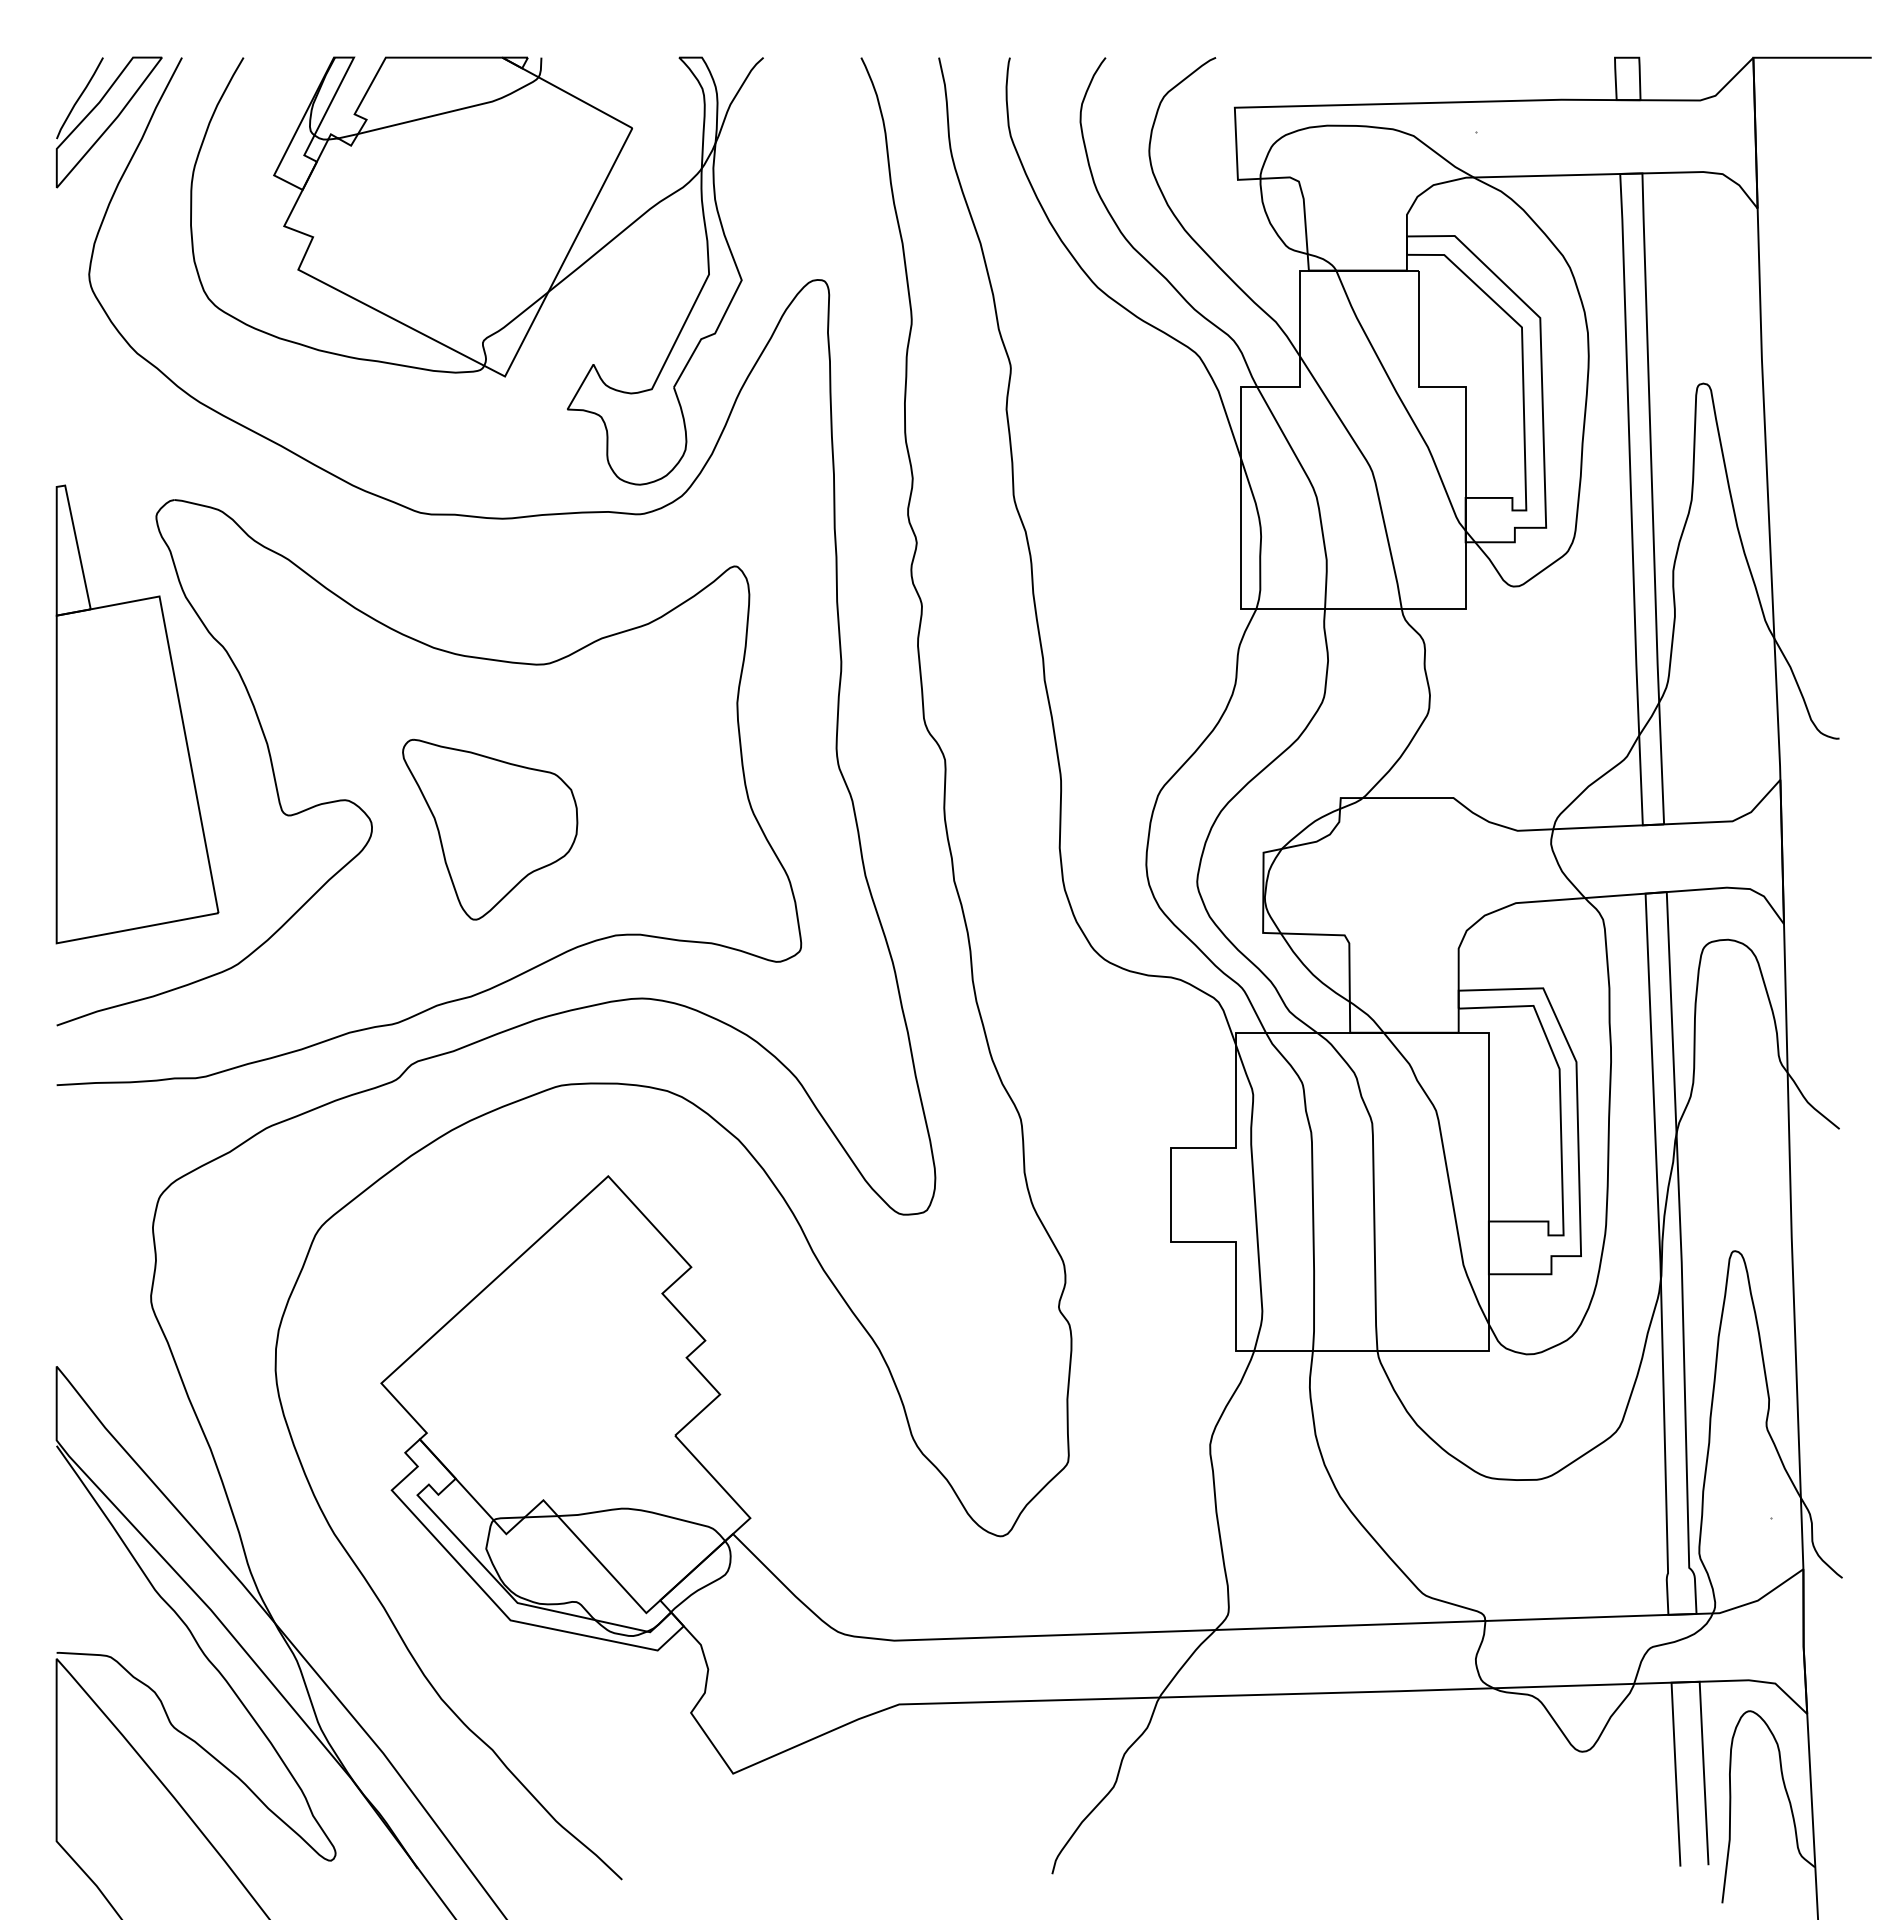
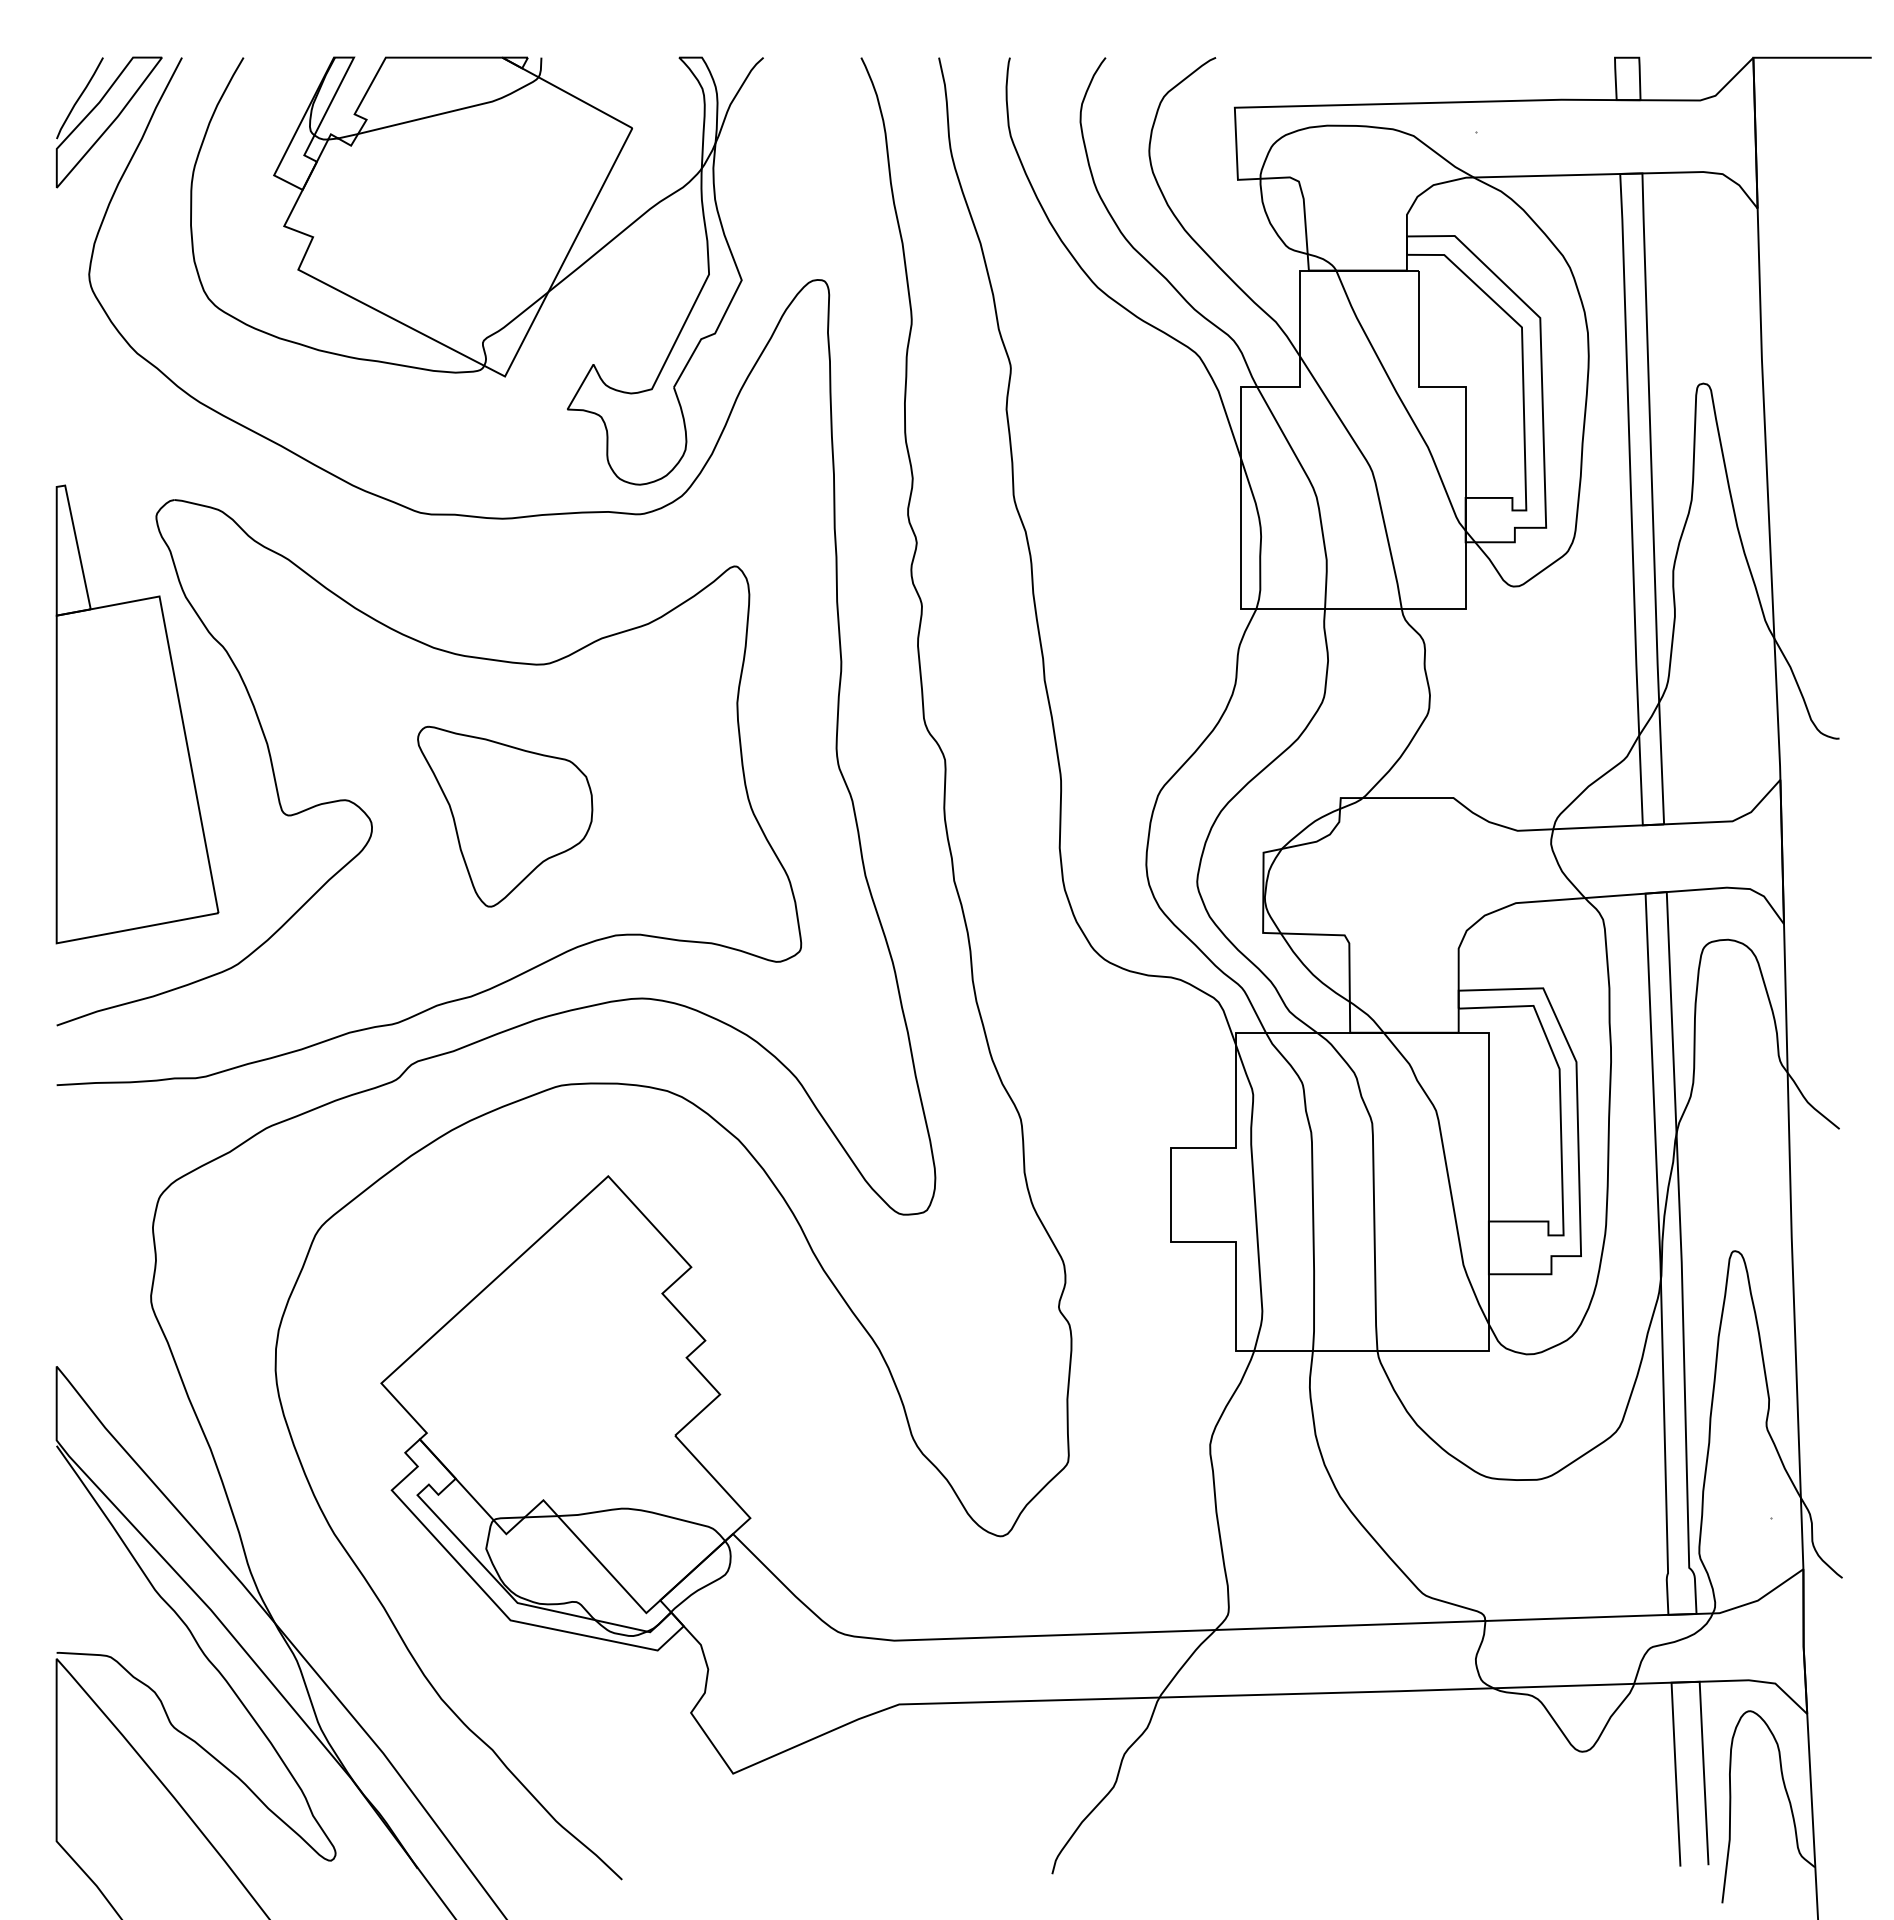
part position: (490, 829) -> (505, 816) (505, 816)
